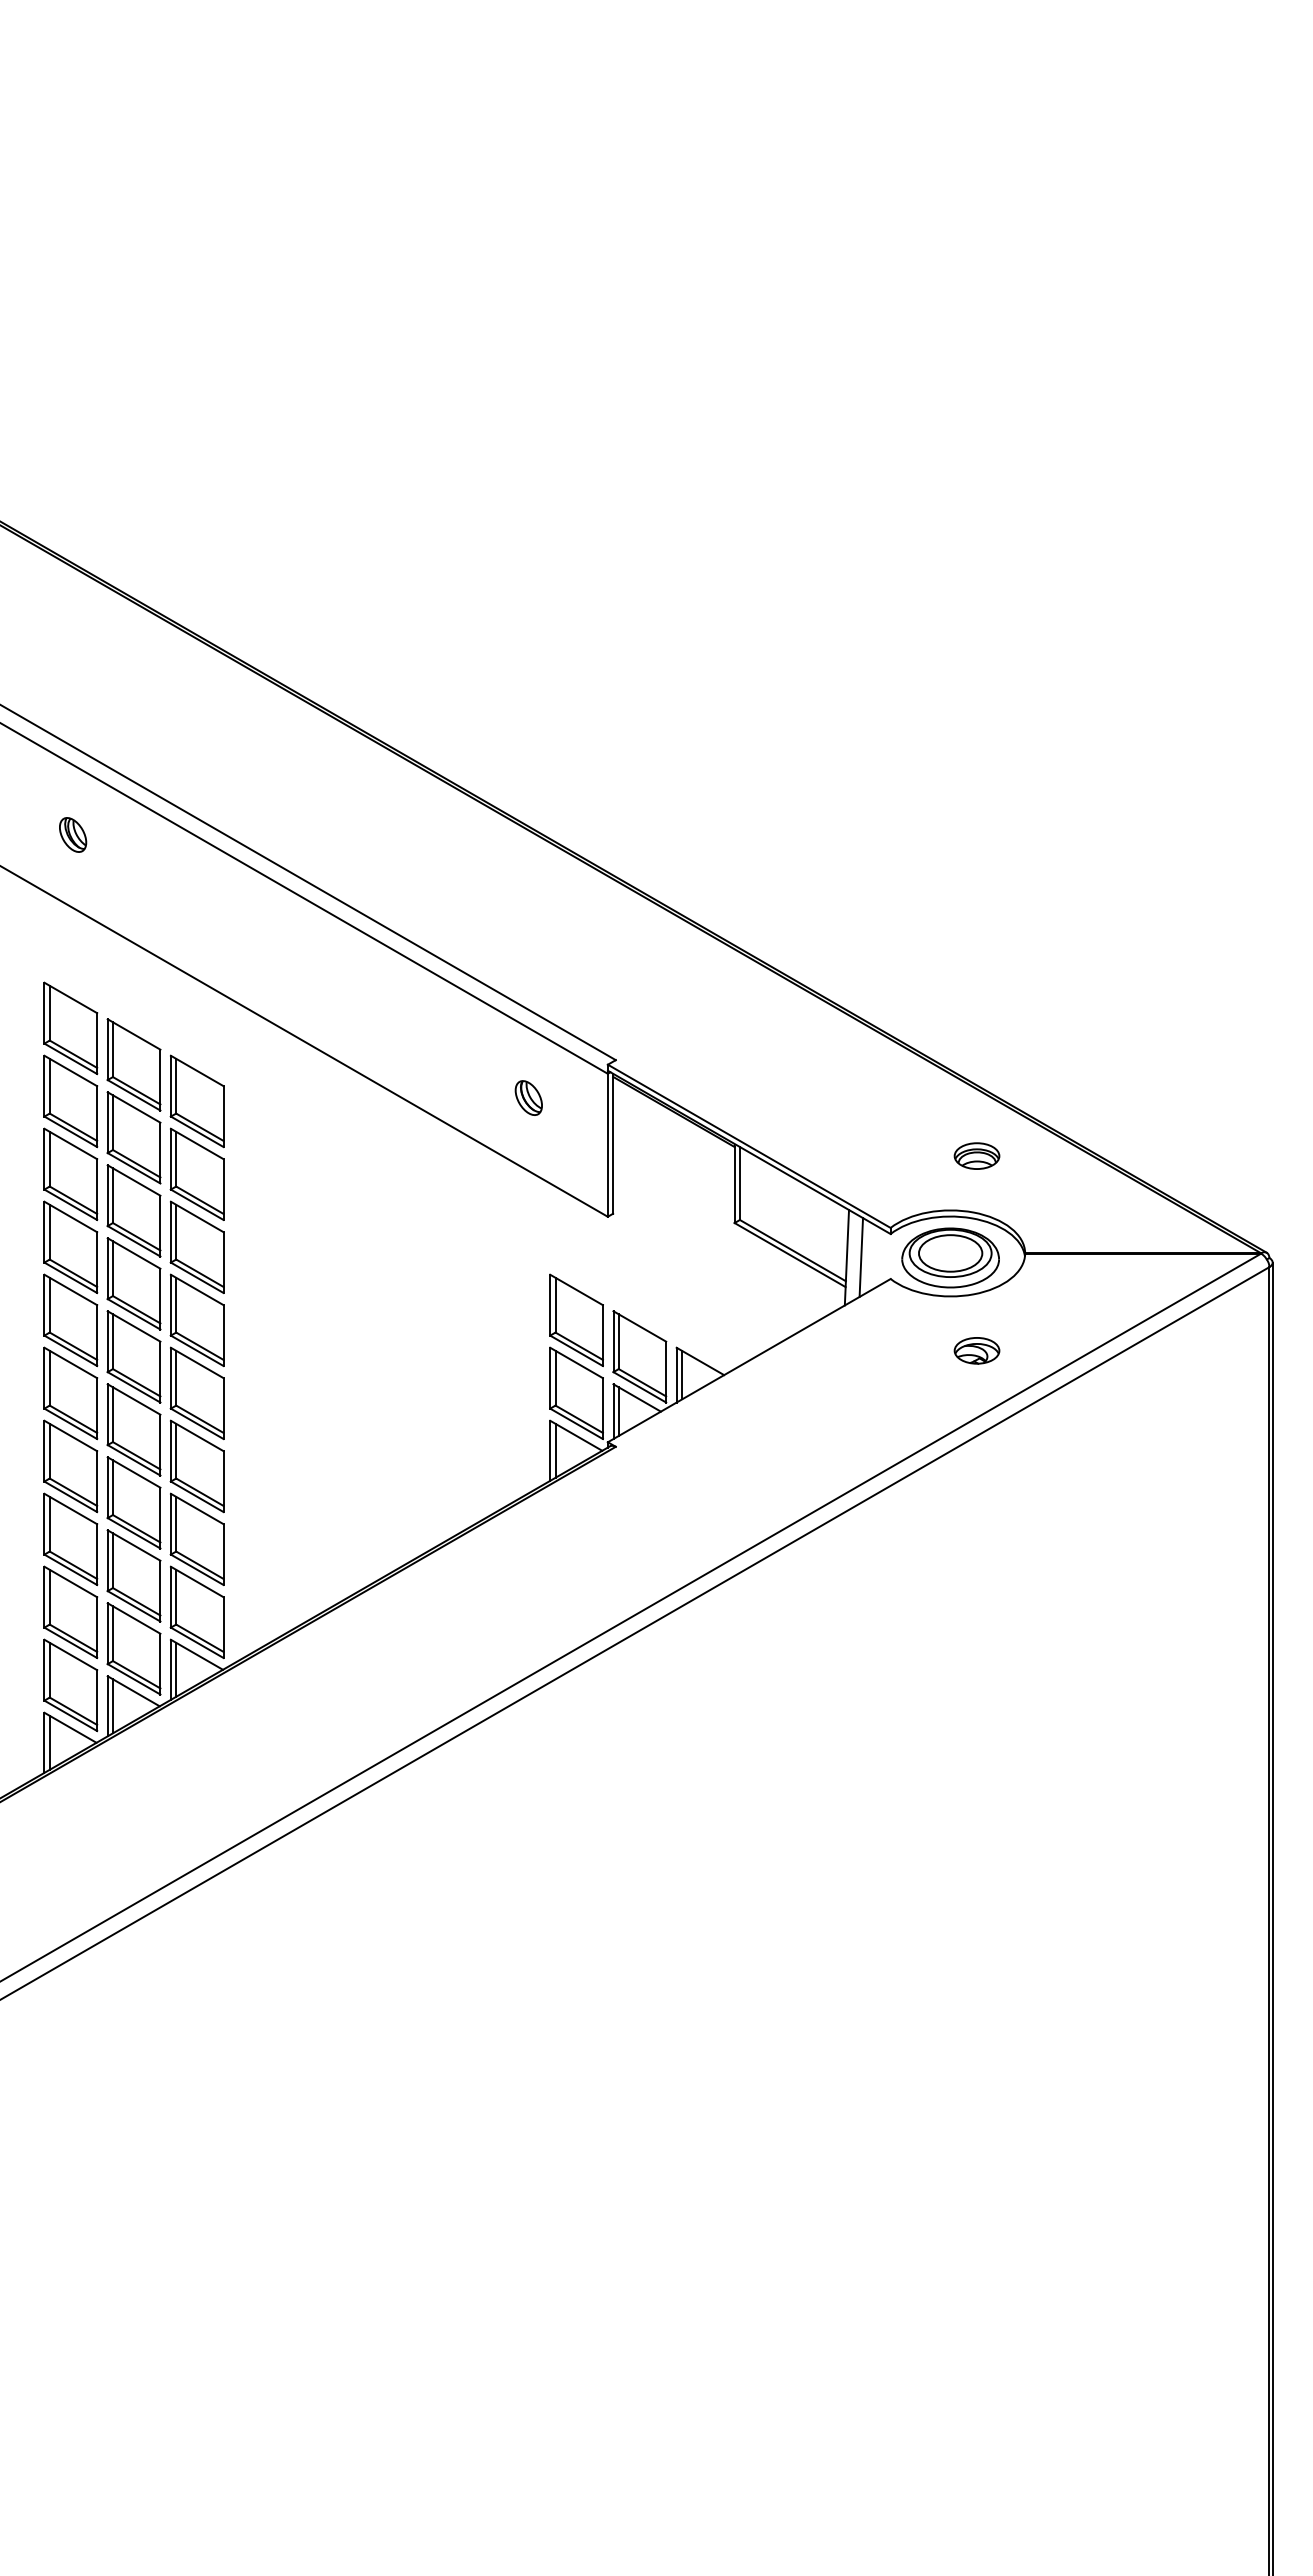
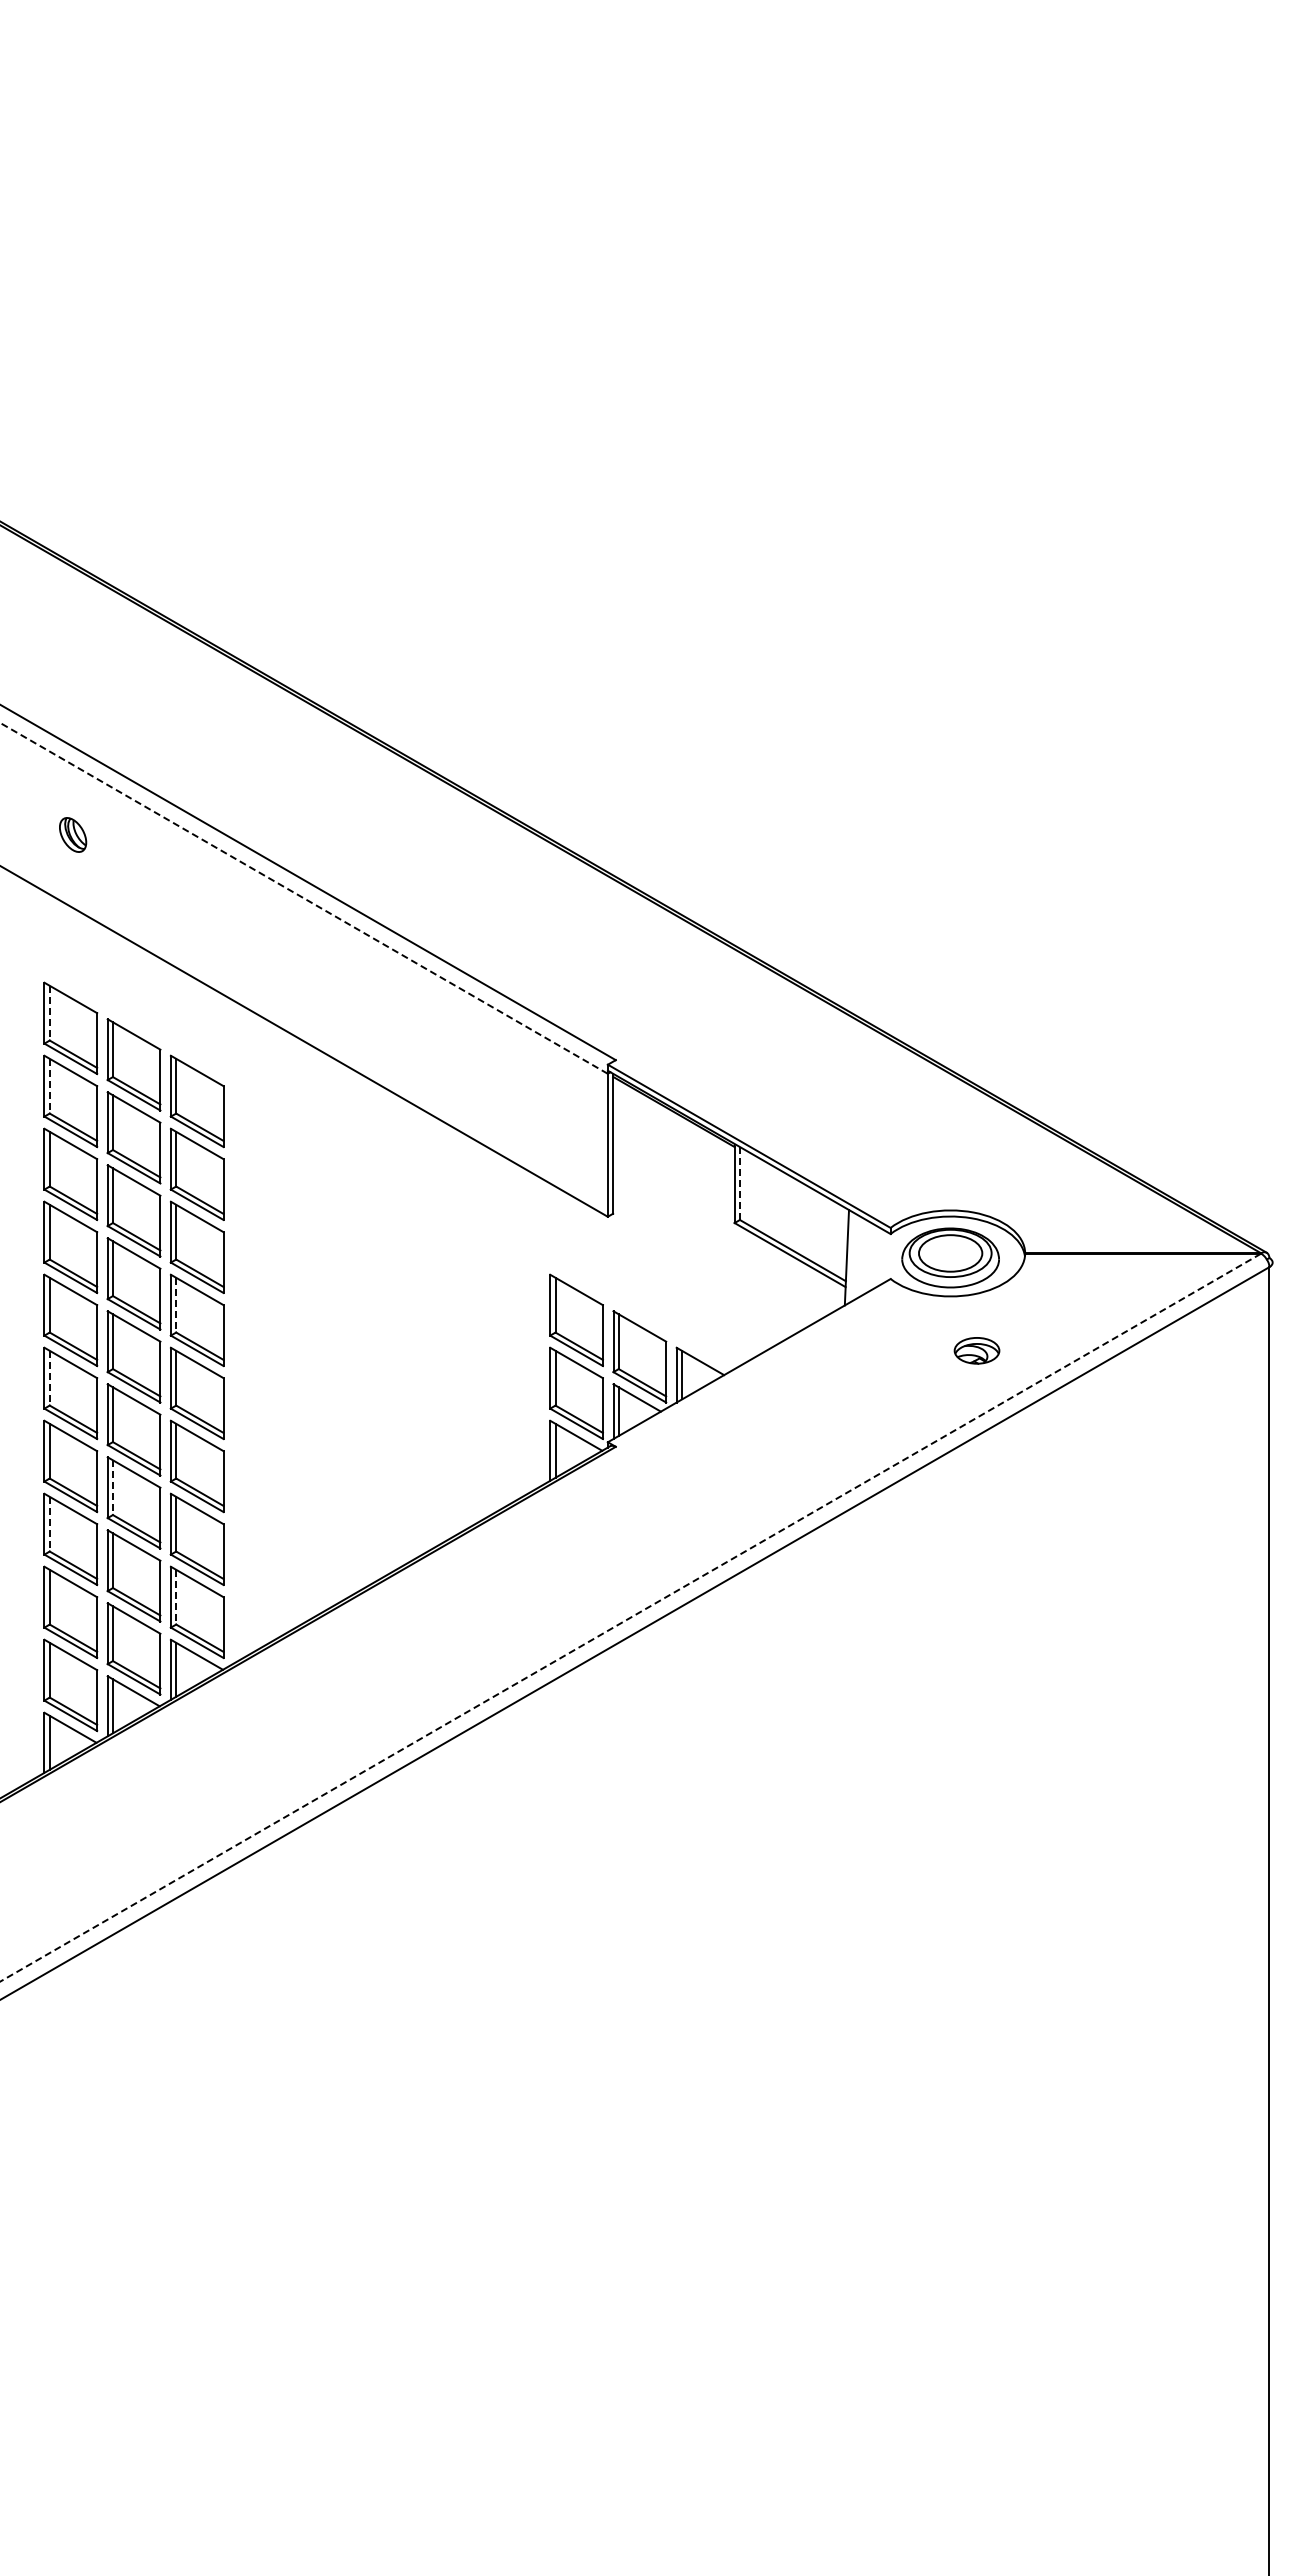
line: solid -> dashed (304, 898)
line: solid -> dashed (49, 1013)
line: solid -> dashed (49, 1086)
part: present -> none (528, 1097)
part: present -> none (976, 1155)
line: solid -> dashed (739, 1184)
line: present -> none (861, 1257)
line: solid -> dashed (176, 1305)
line: solid -> dashed (49, 1378)
line: solid -> dashed (112, 1488)
line: solid -> dashed (49, 1524)
line: solid -> dashed (176, 1597)
line: solid -> dashed (630, 1617)
line: present -> none (1272, 1917)
